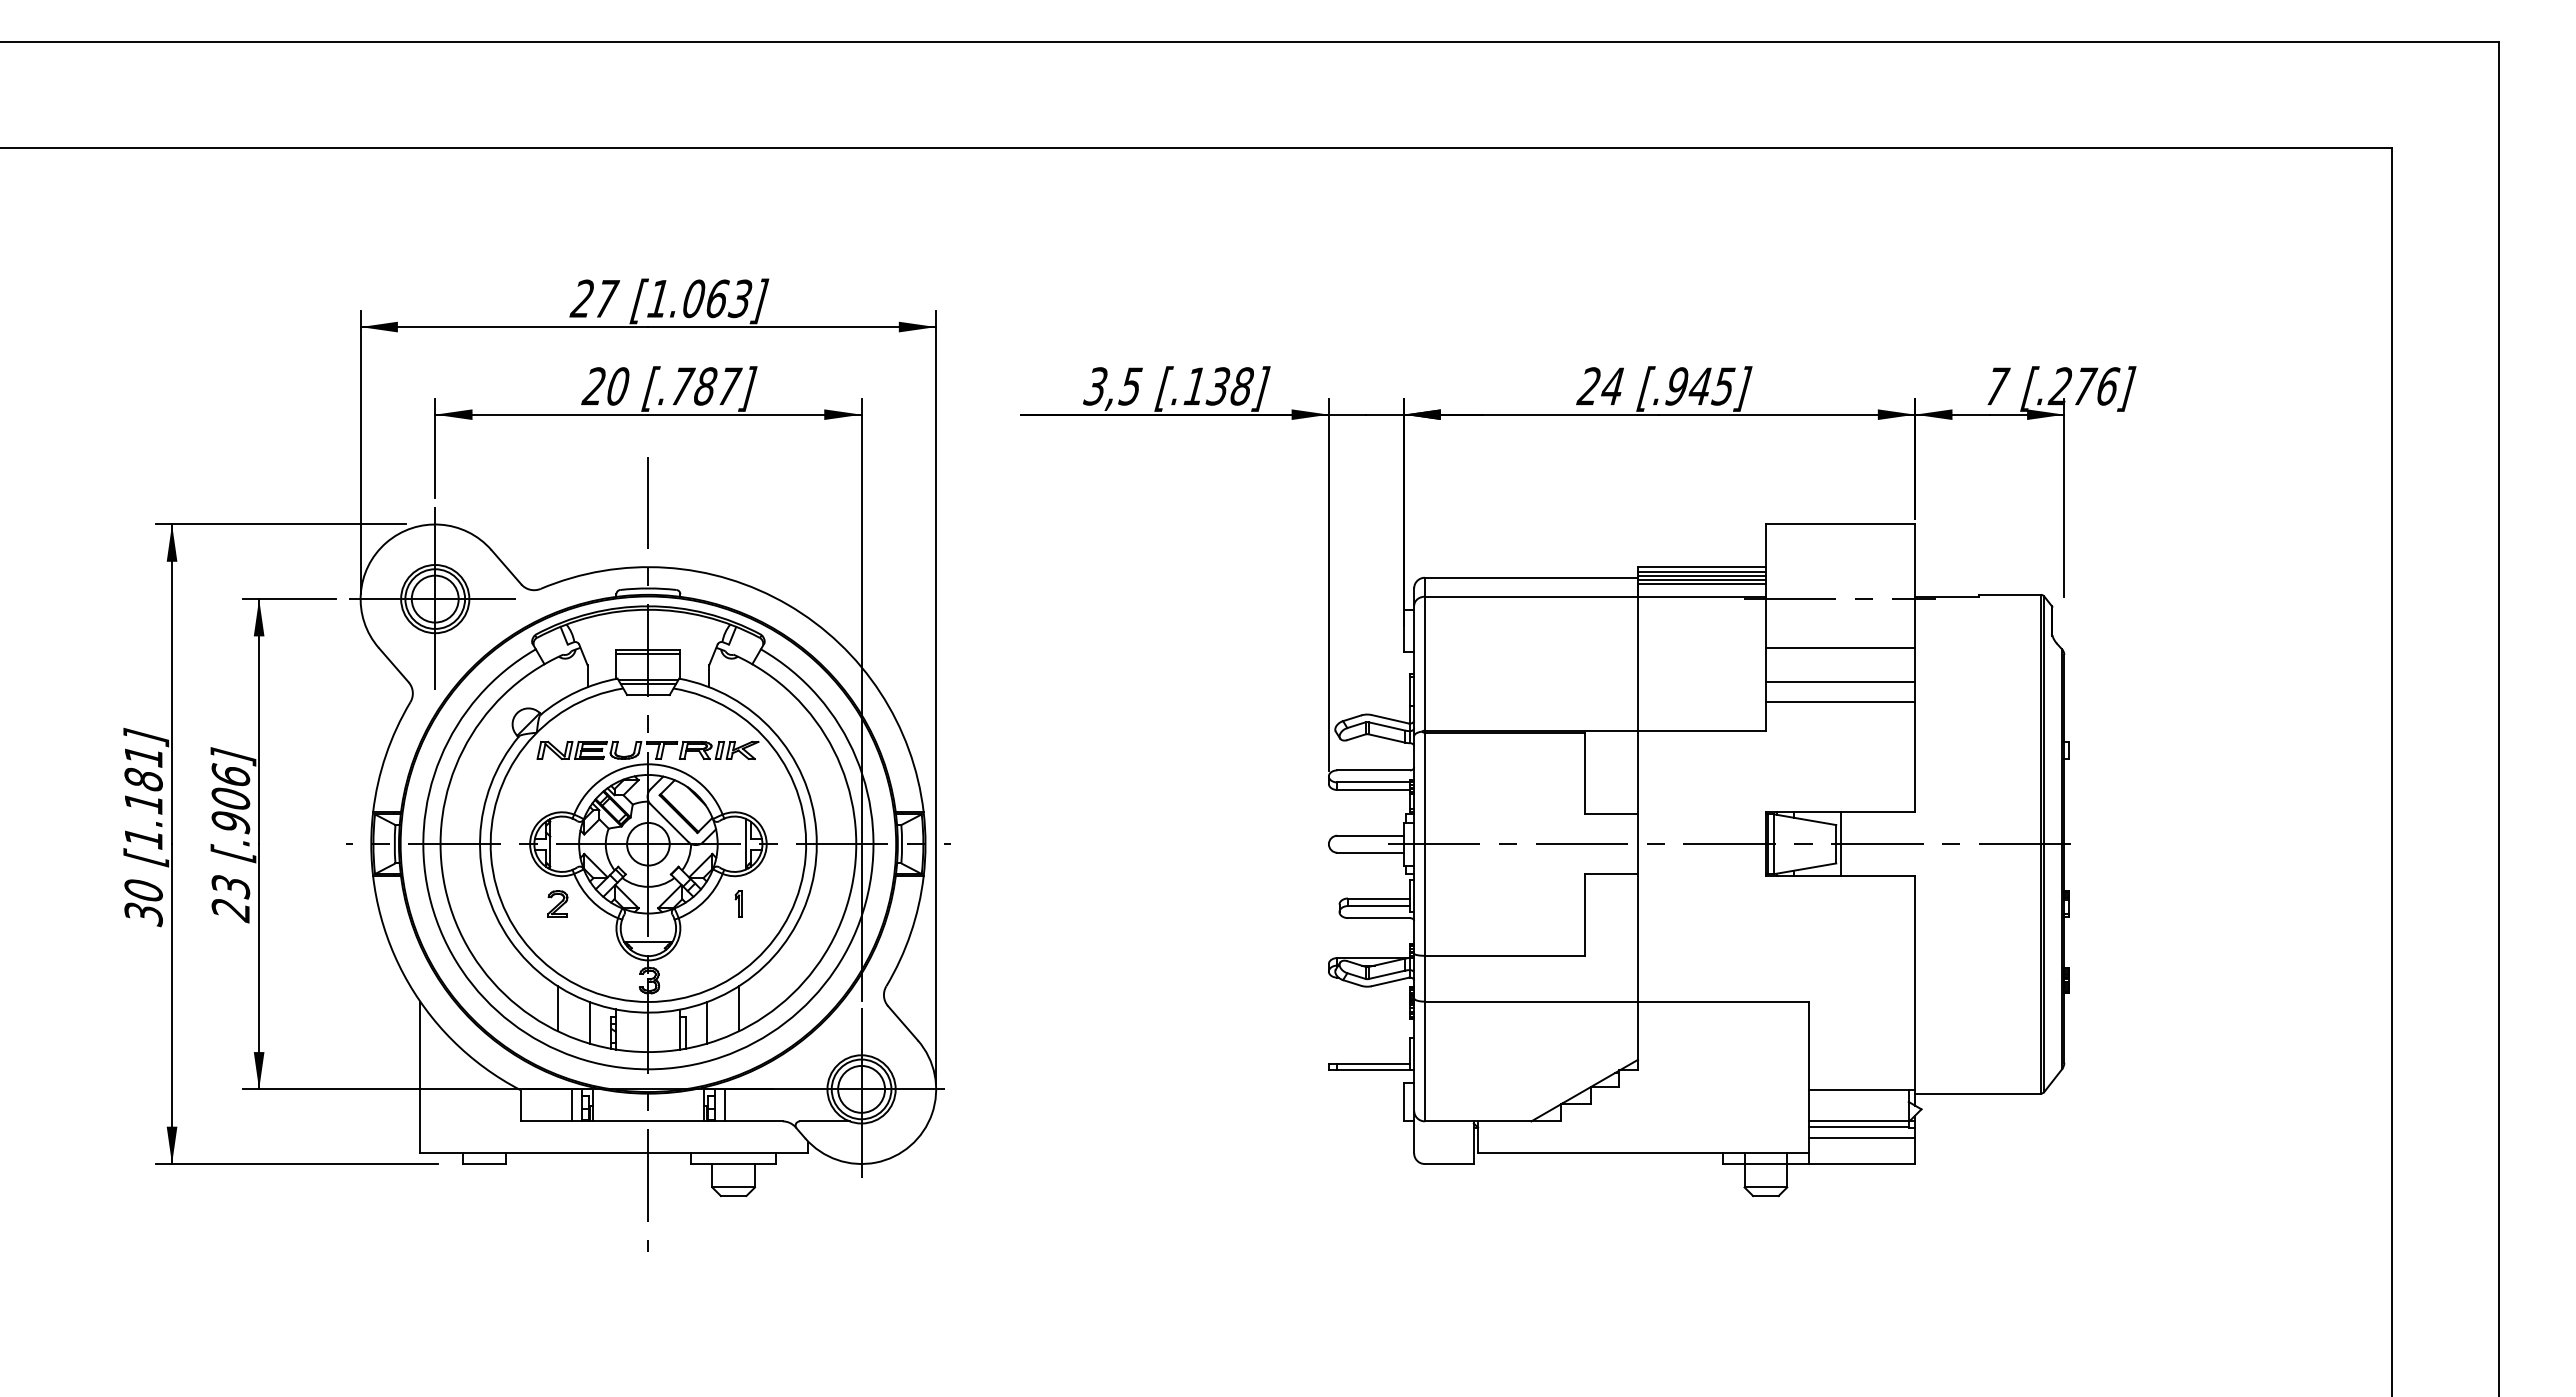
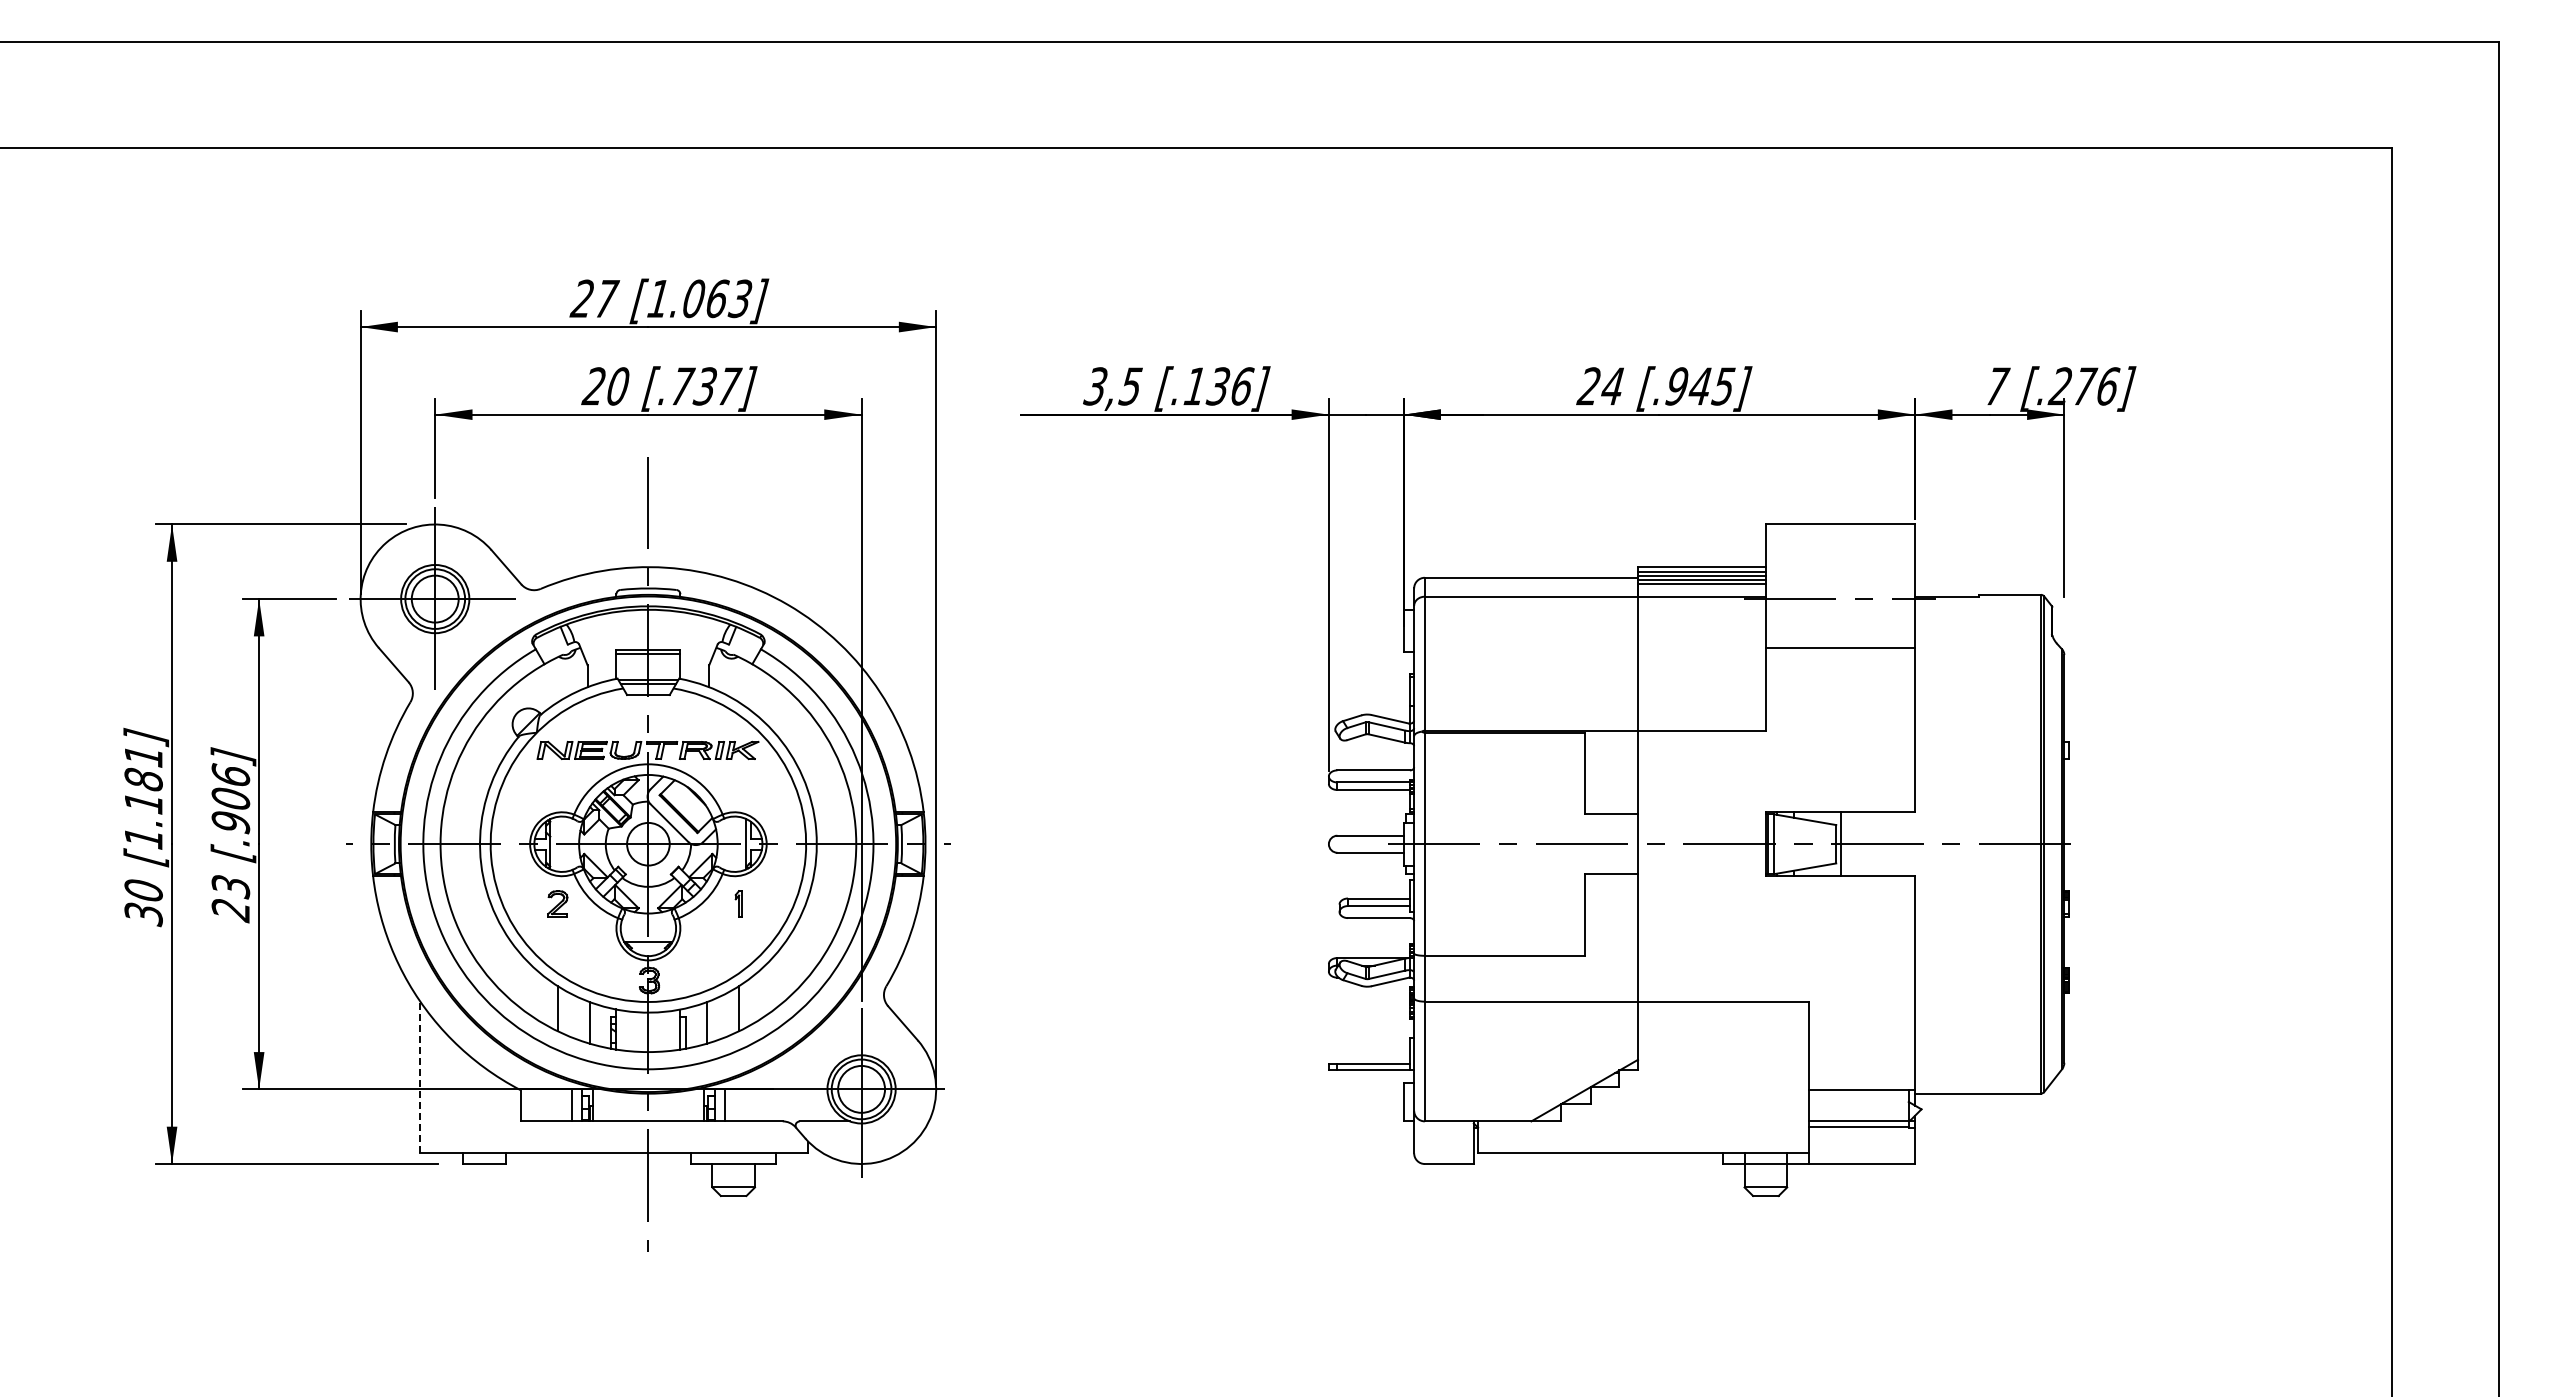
text: [.787] -> [.737] (704, 386)
text: [.138] -> [.136] (1242, 386)
line: present -> none (1840, 682)
line: present -> none (1840, 702)
line: solid -> dashed (420, 1077)
line: present -> none (1861, 1138)
